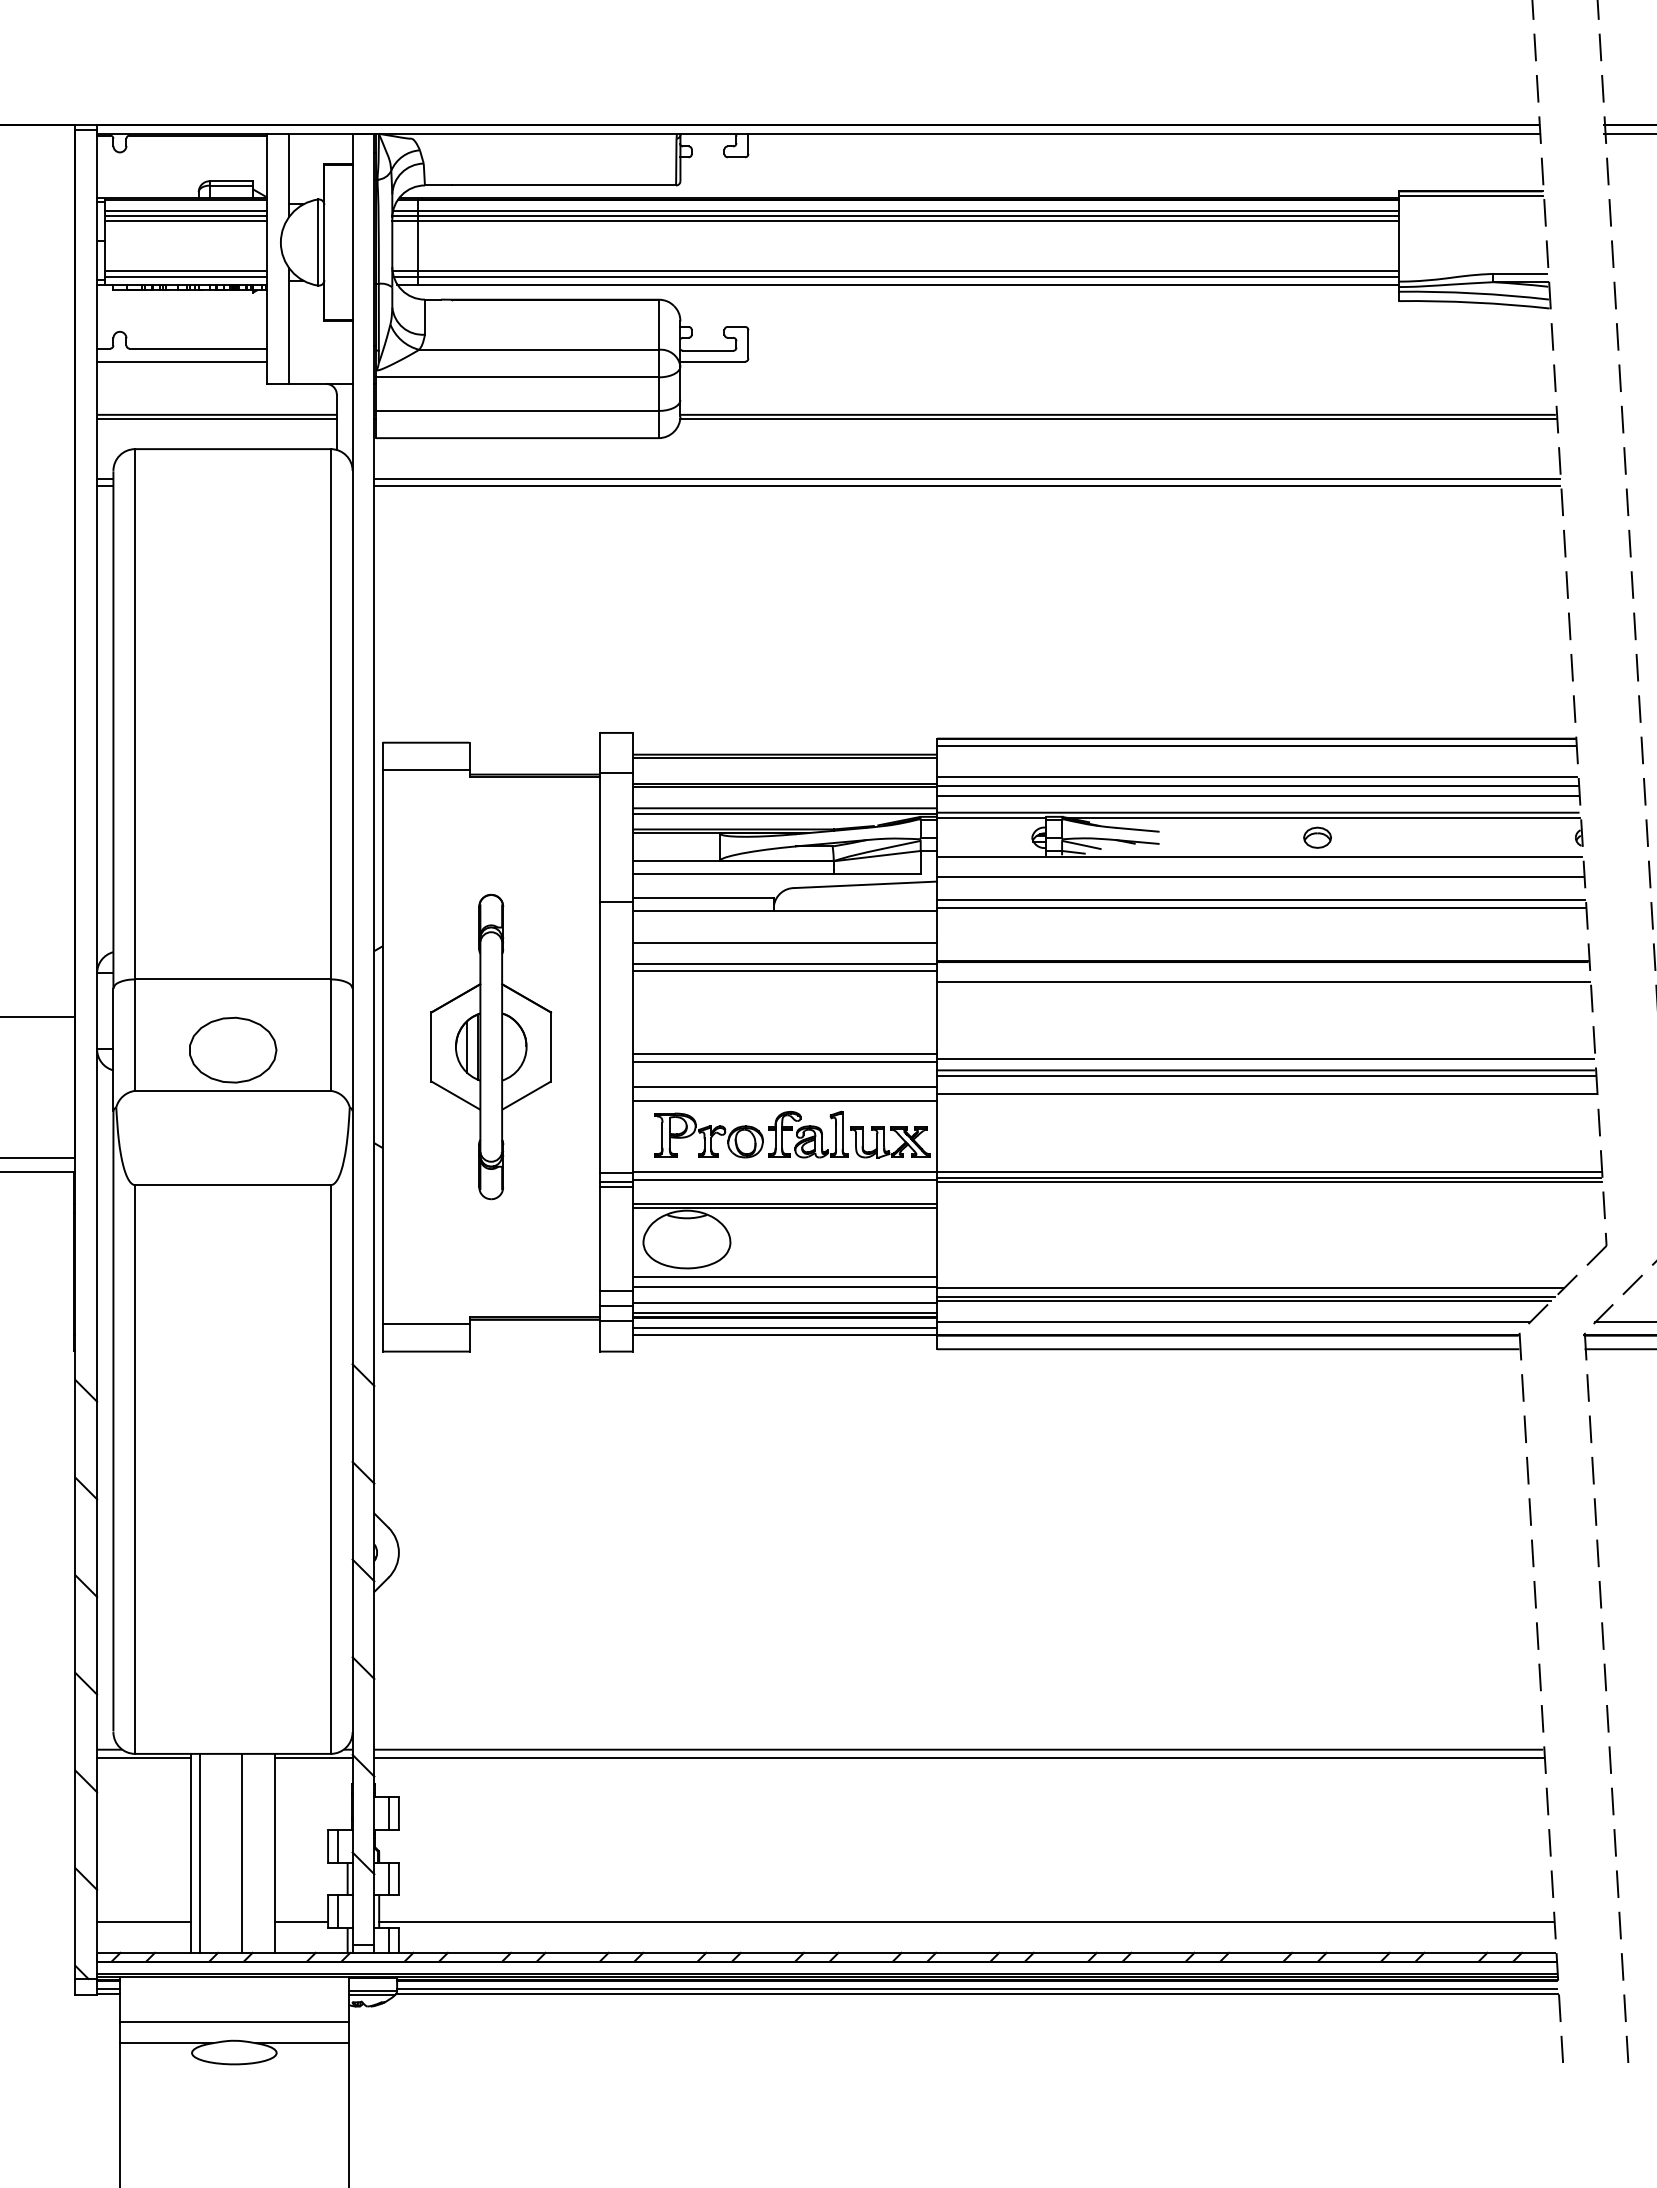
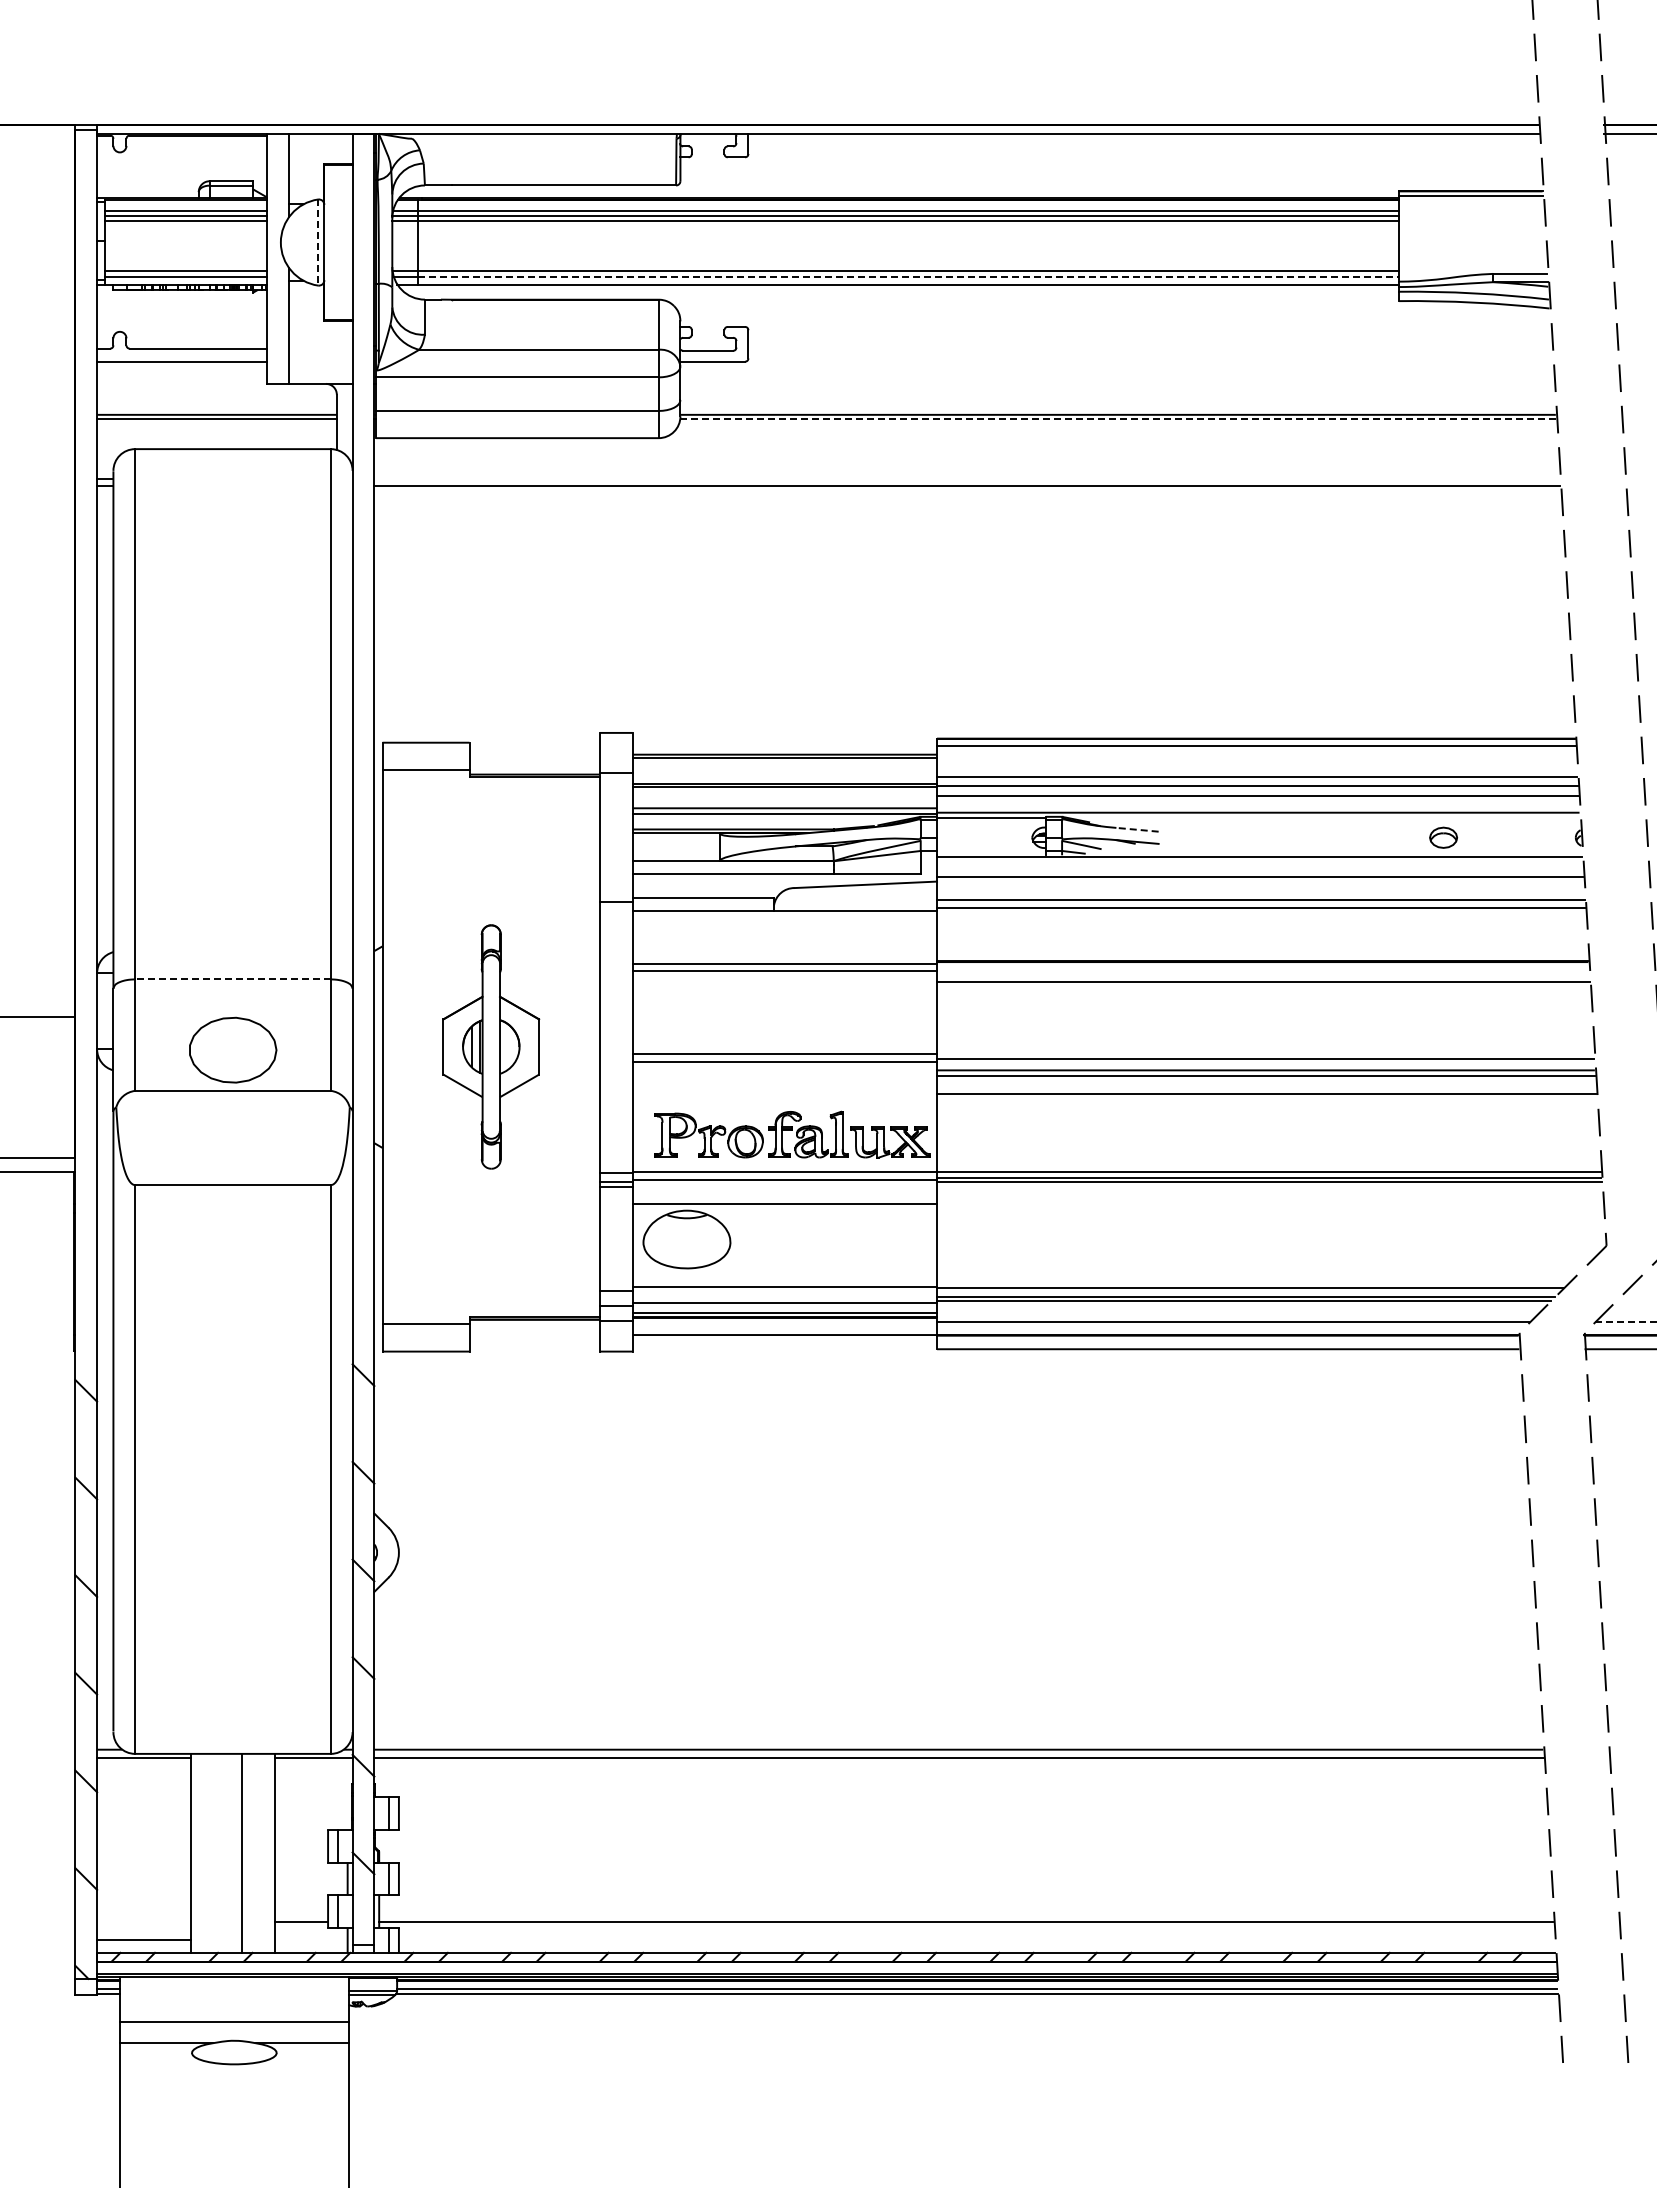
line: solid -> dashed (318, 243)
line: solid -> dashed (908, 277)
line: solid -> dashed (1118, 419)
line: present -> none (966, 478)
line: present -> none (1322, 818)
line: solid -> dashed (1137, 829)
part position: (1317, 837) -> (1443, 837) (1443, 837)
line: present -> none (784, 943)
line: solid -> dashed (233, 979)
part size: 123x308 px -> 99x246 px (491, 1046)
line: present -> none (784, 1086)
line: present -> none (784, 1100)
line: present -> none (784, 1207)
line: present -> none (784, 1277)
line: solid -> dashed (1625, 1322)
line: present -> none (784, 1328)
line: present -> none (200, 1852)
line position: (144, 1921) -> (144, 1939) (144, 1939)
